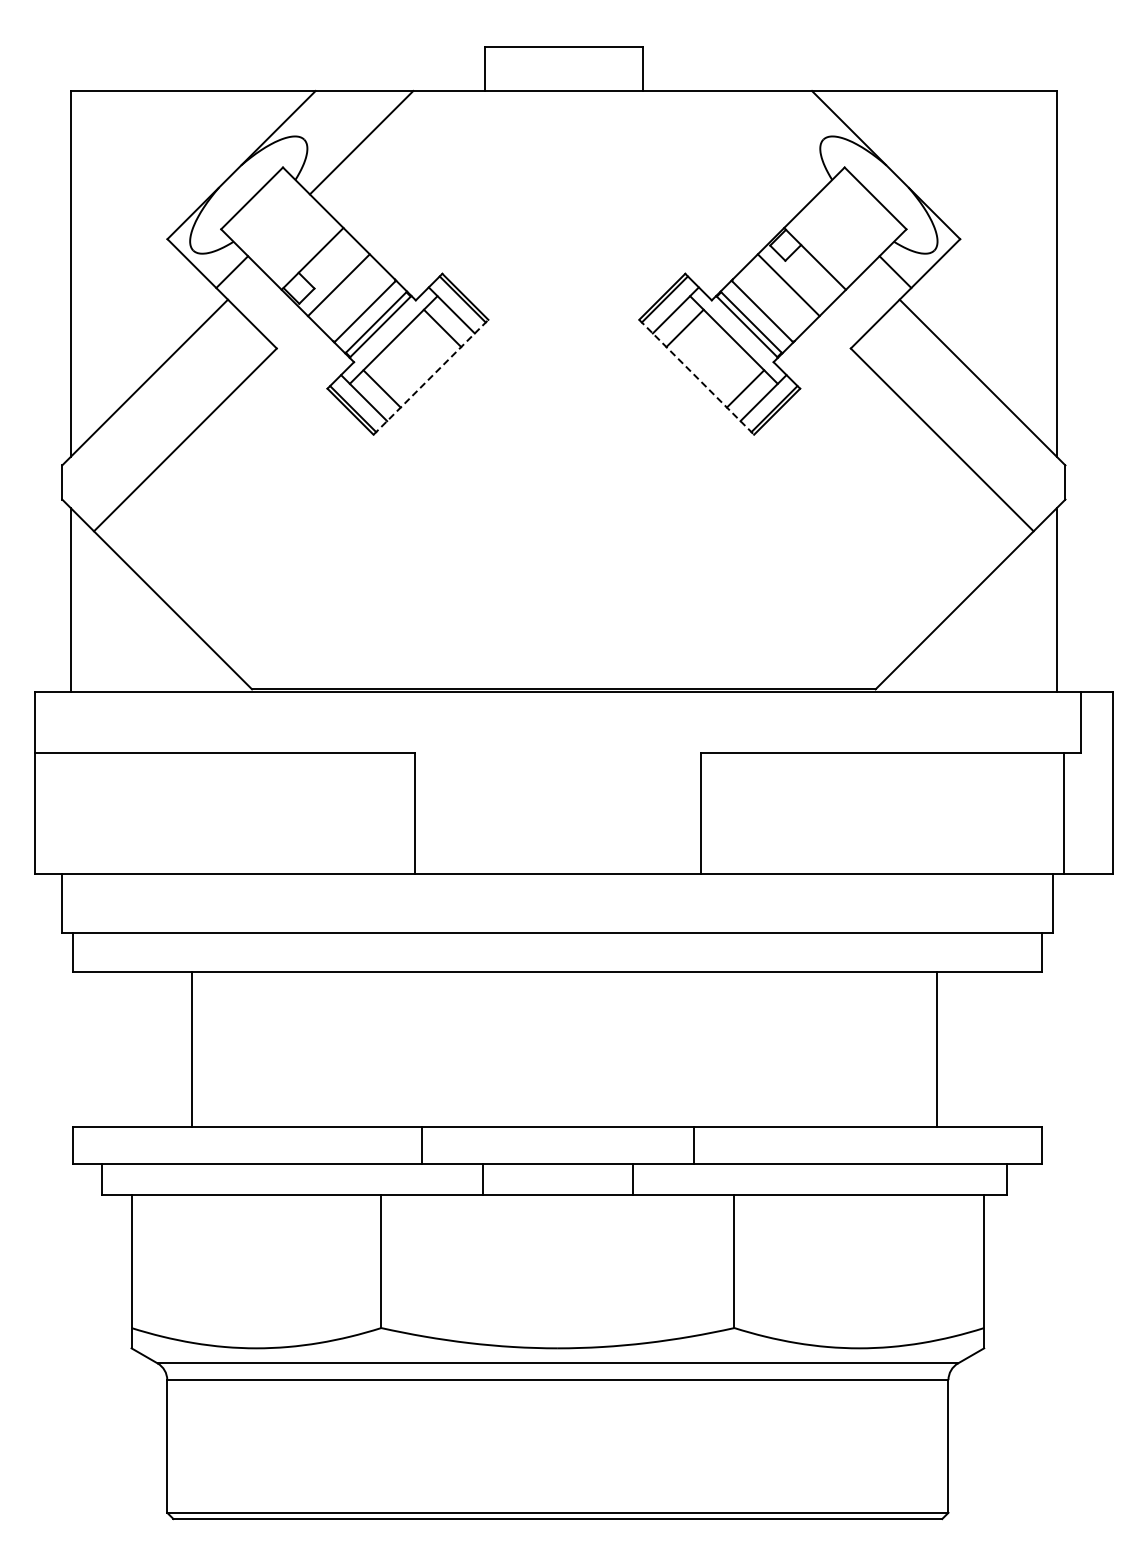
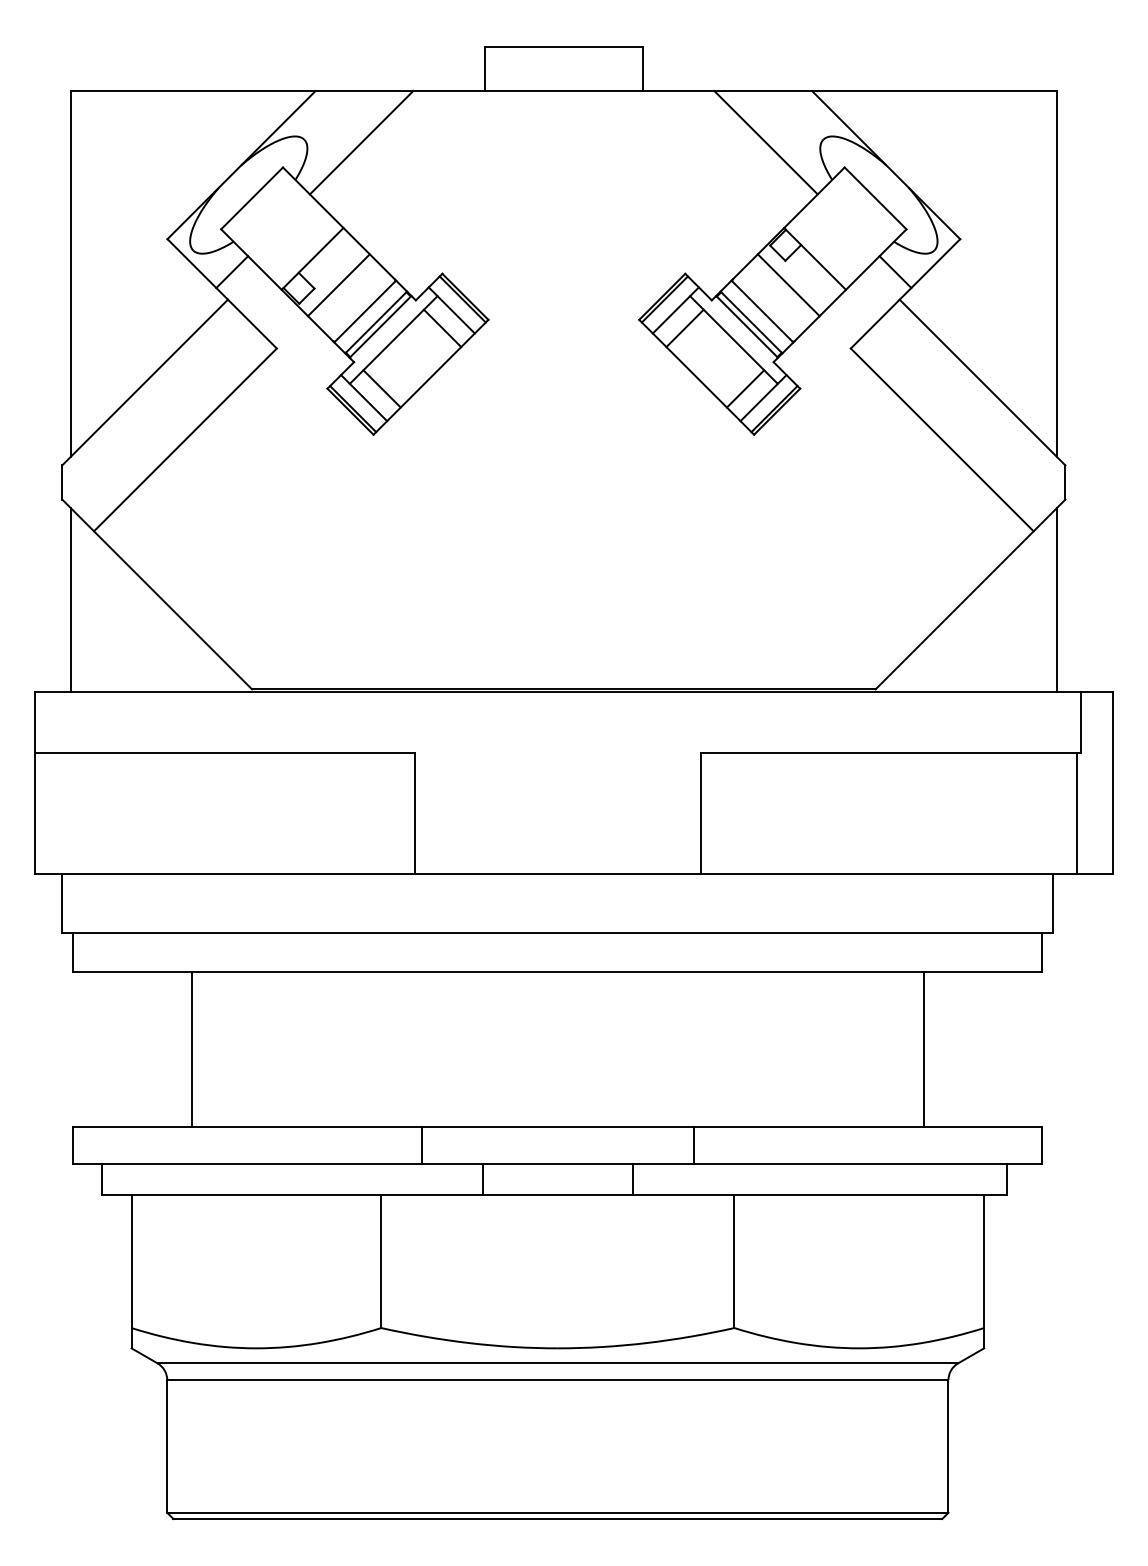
line: none -> present (765, 142)
line: dashed -> solid (431, 376)
line: dashed -> solid (697, 377)
line position: (1063, 813) -> (1076, 813) (1076, 813)
line position: (936, 1048) -> (923, 1048) (923, 1048)
